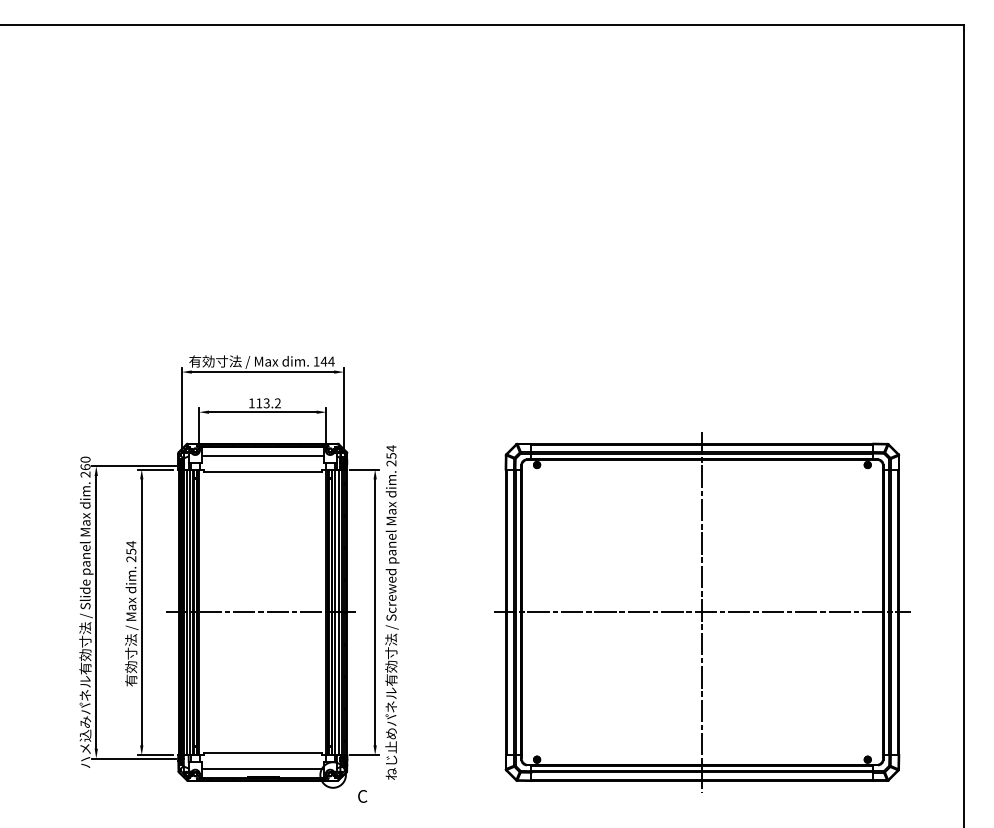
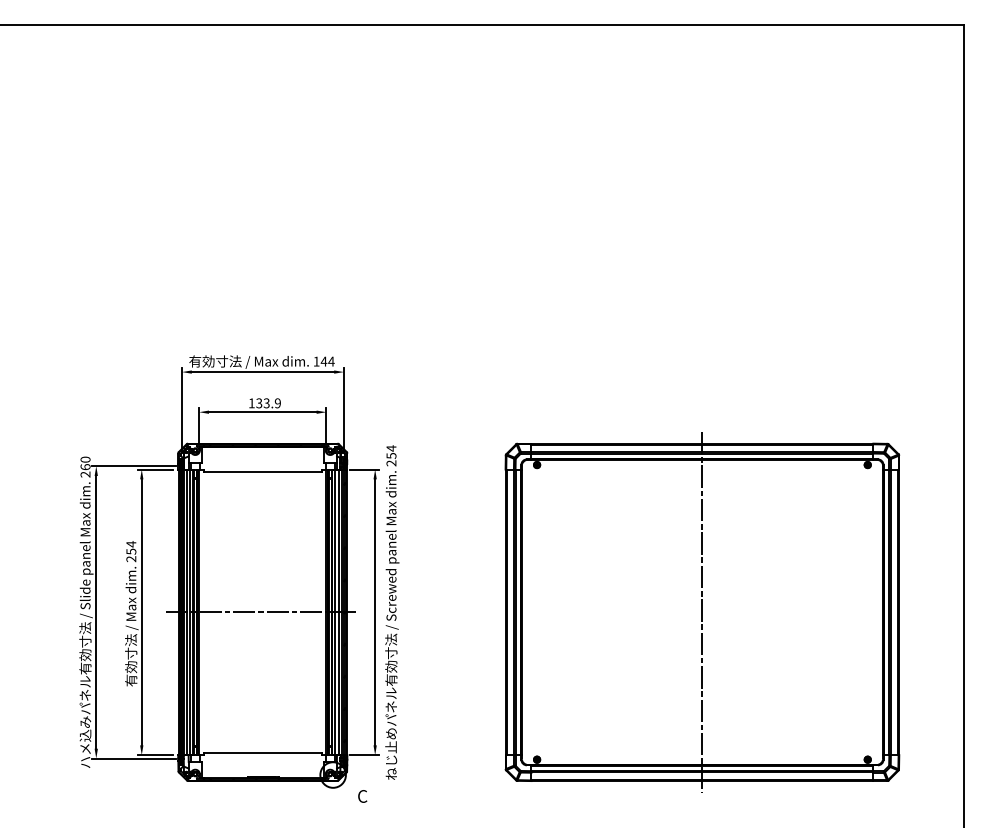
text: 113.2 -> 133.9 (268, 403)
line: present -> none (262, 456)
line: present -> none (701, 612)
line: present -> none (262, 768)
